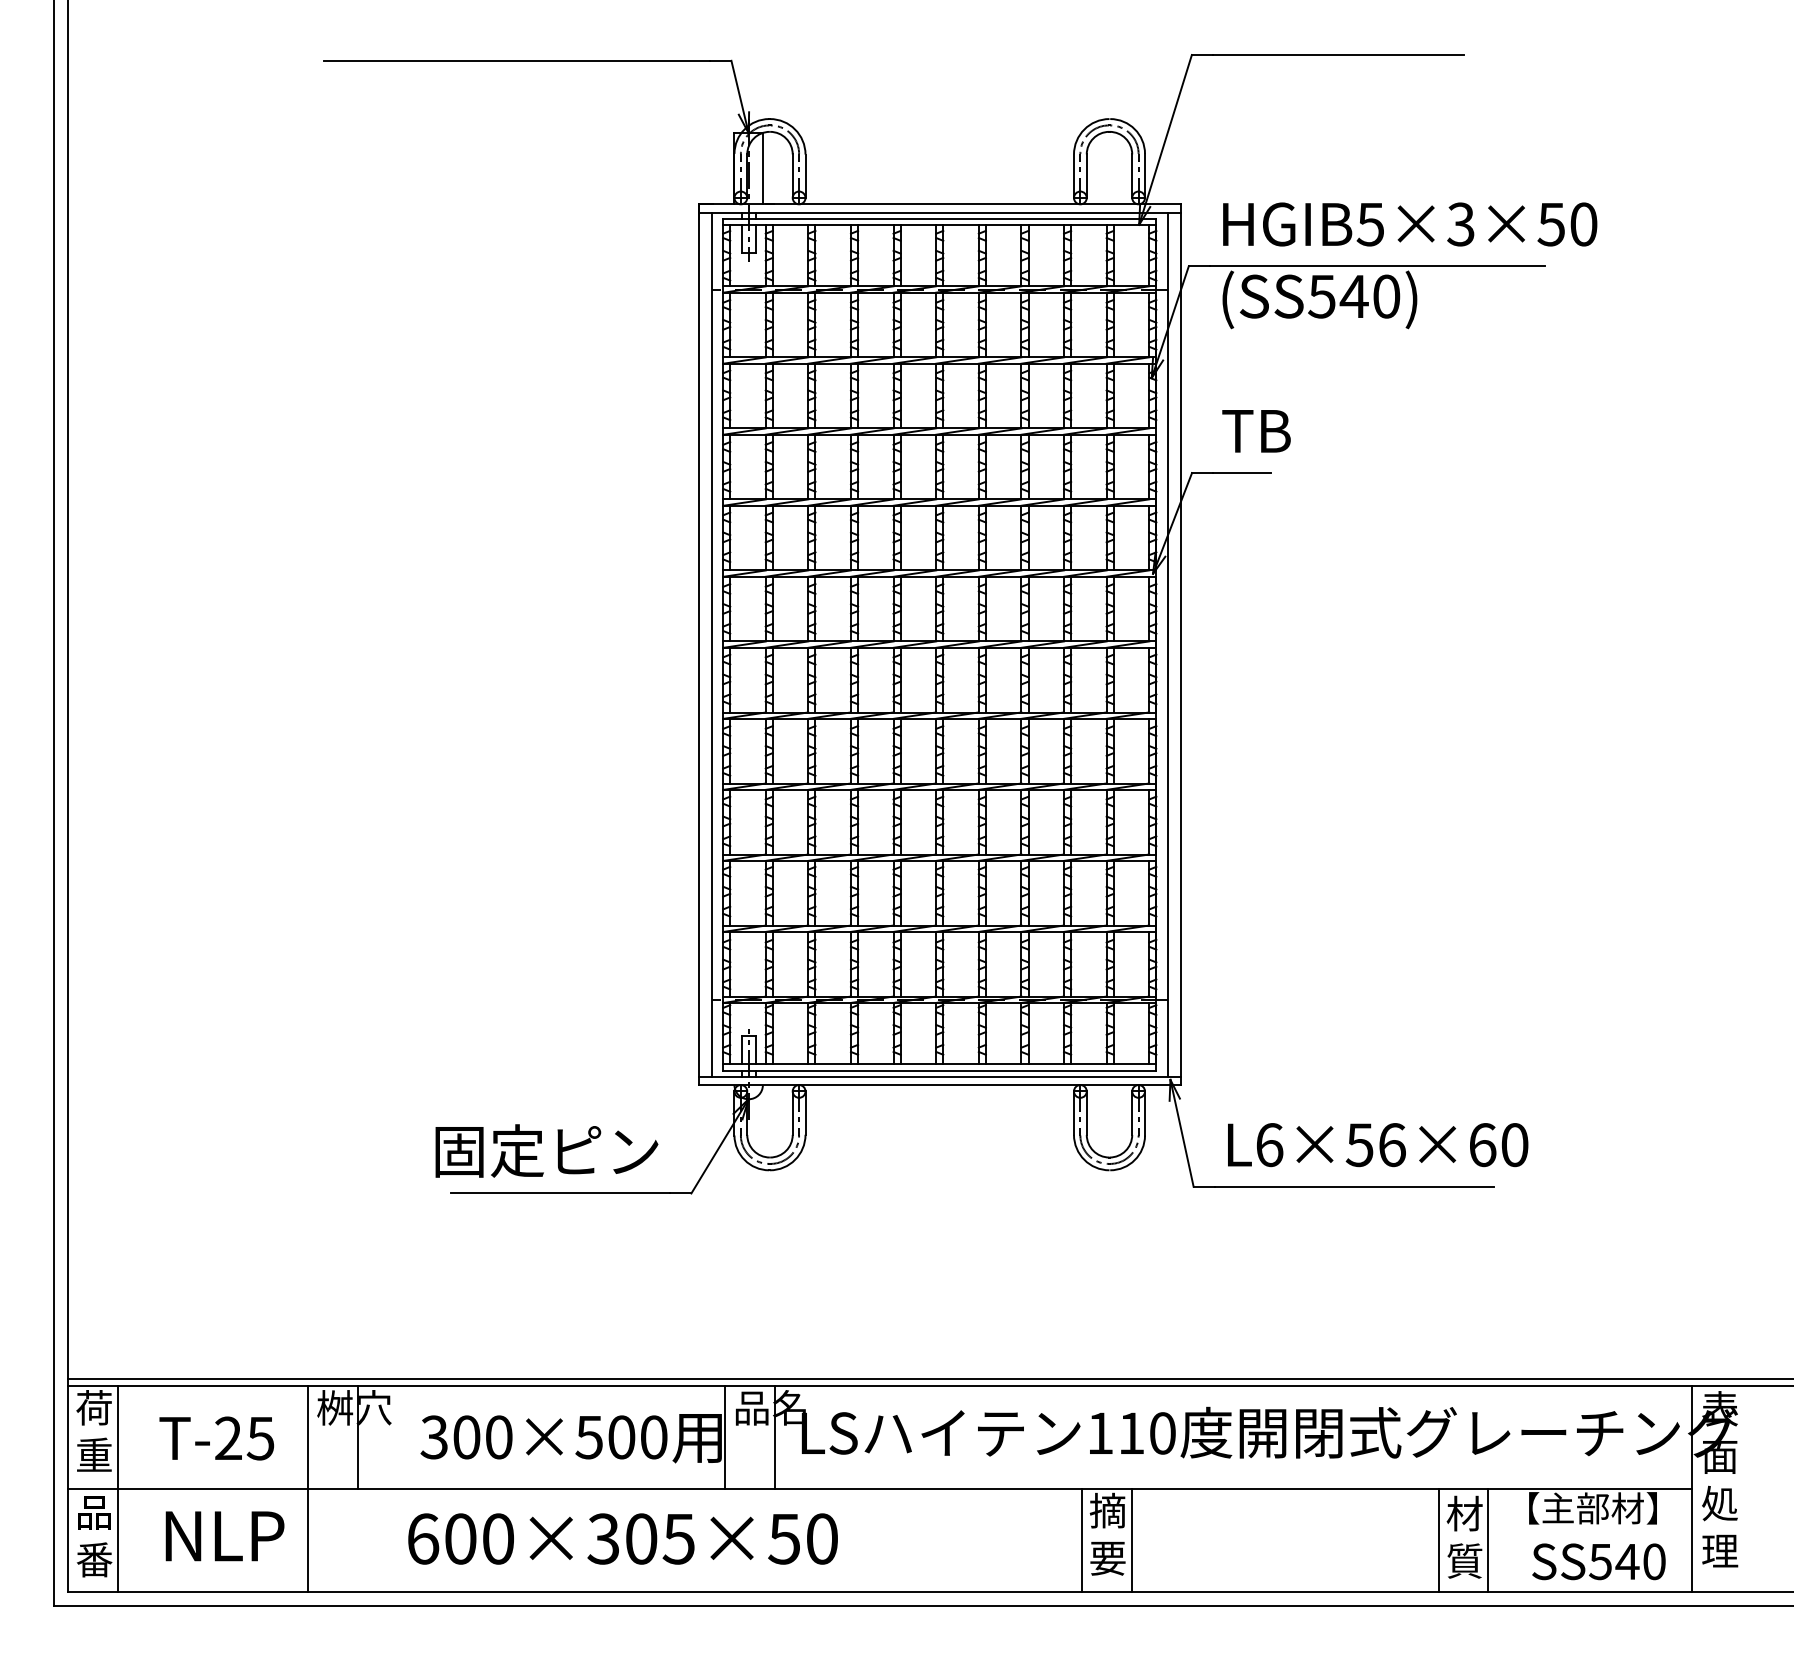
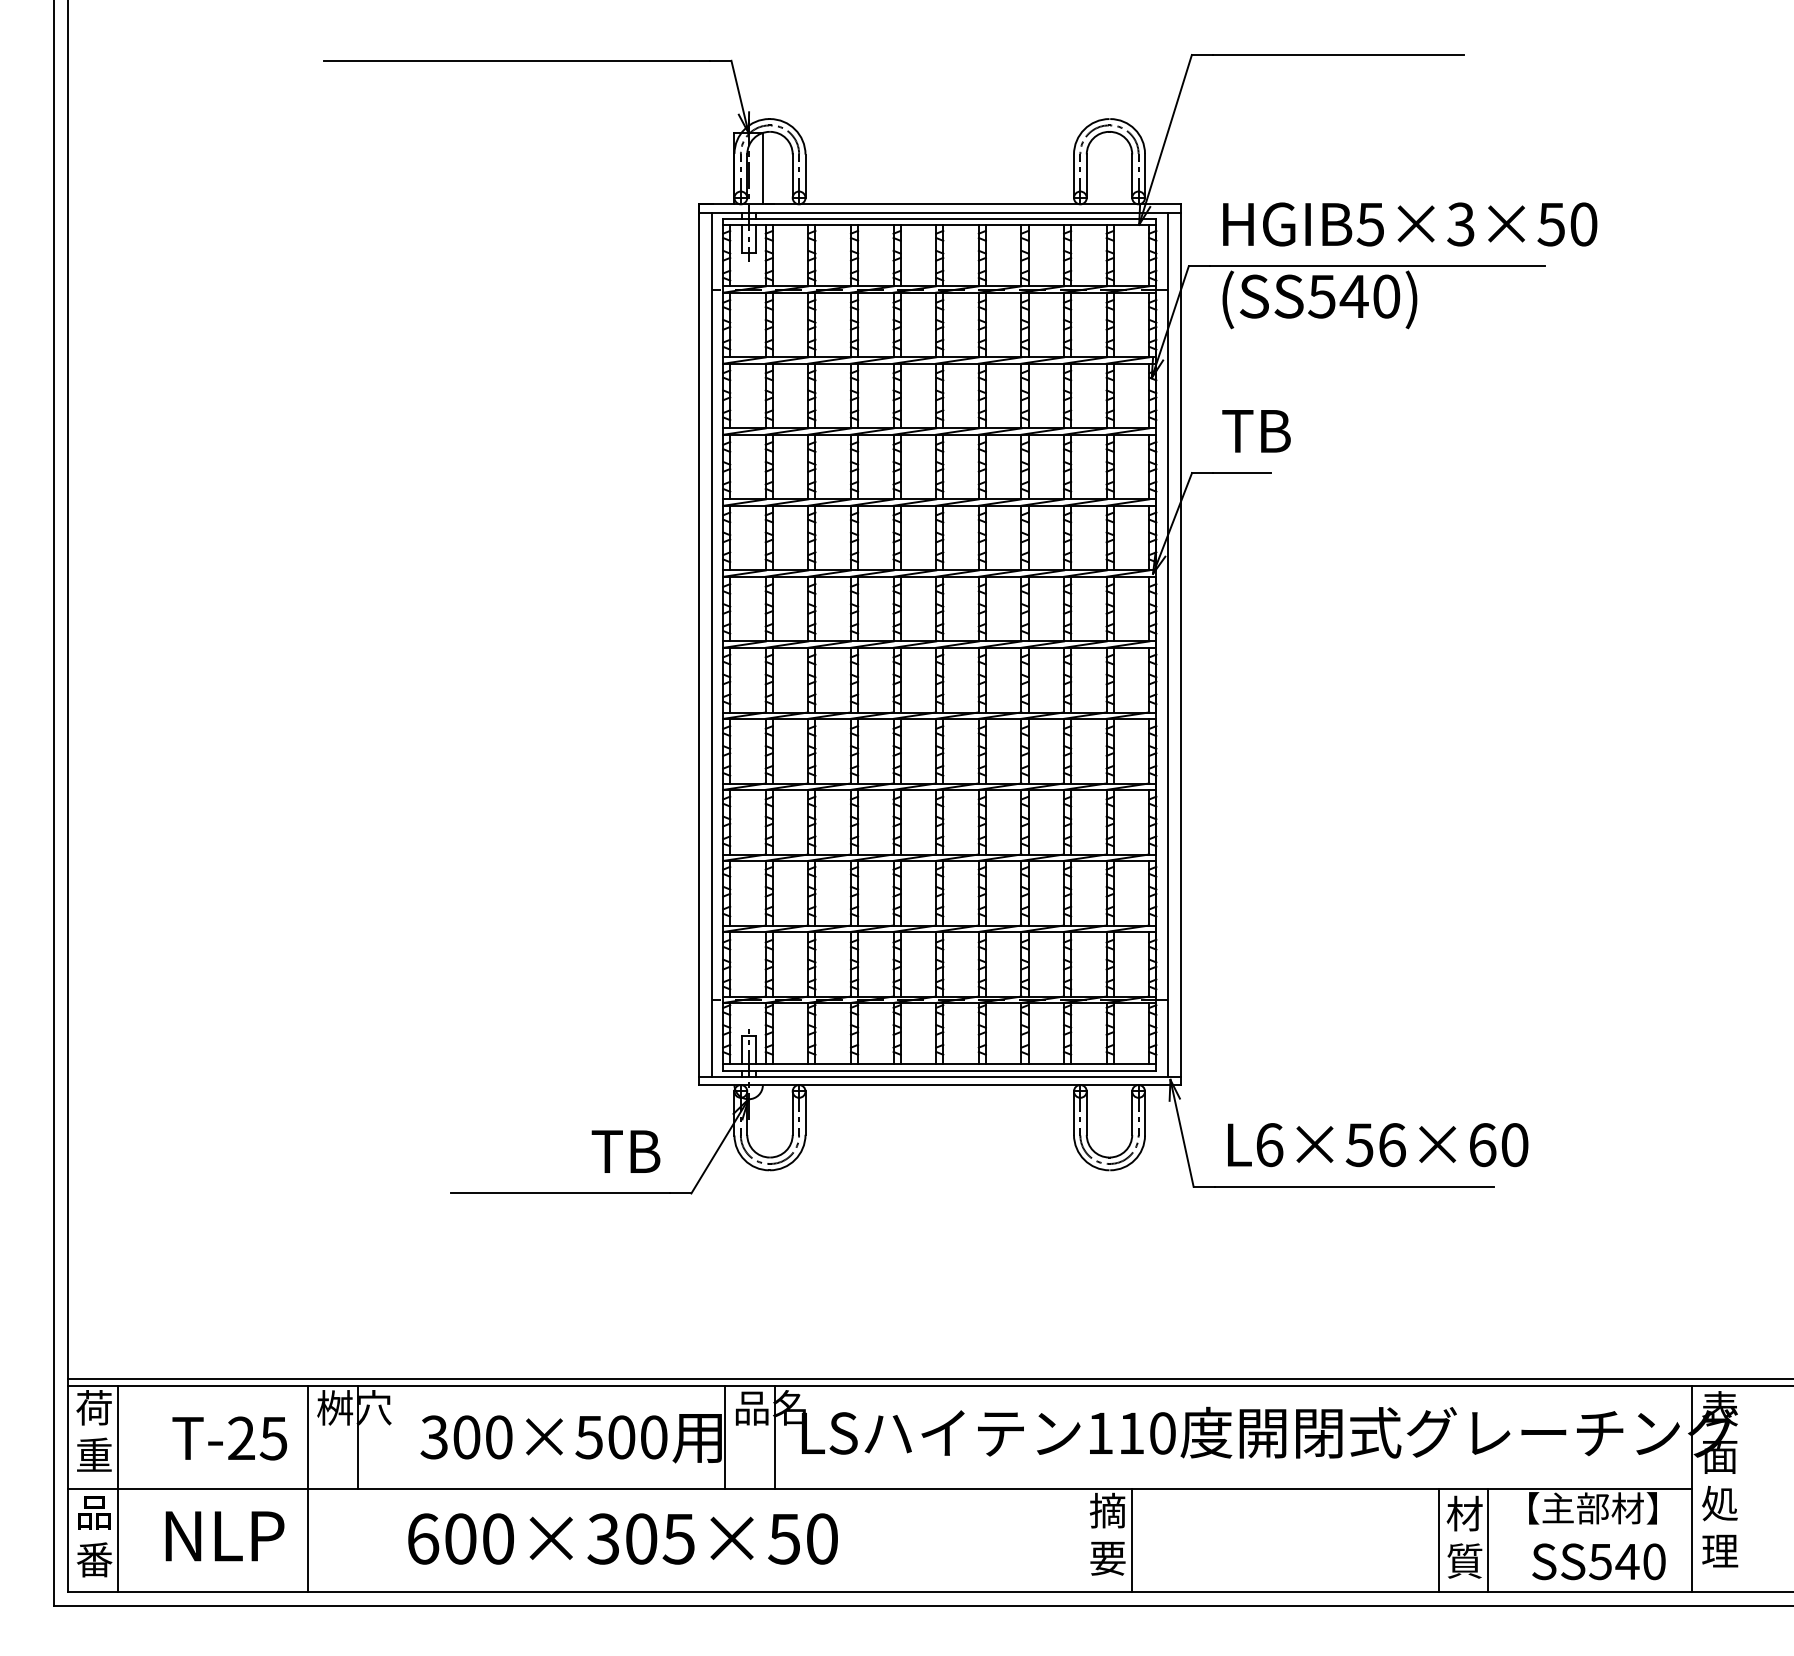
text: 固定ピン -> TB (547, 1150)
text position: (216, 1438) -> (229, 1438) (229, 1438)
line: present -> none (1082, 1540)
